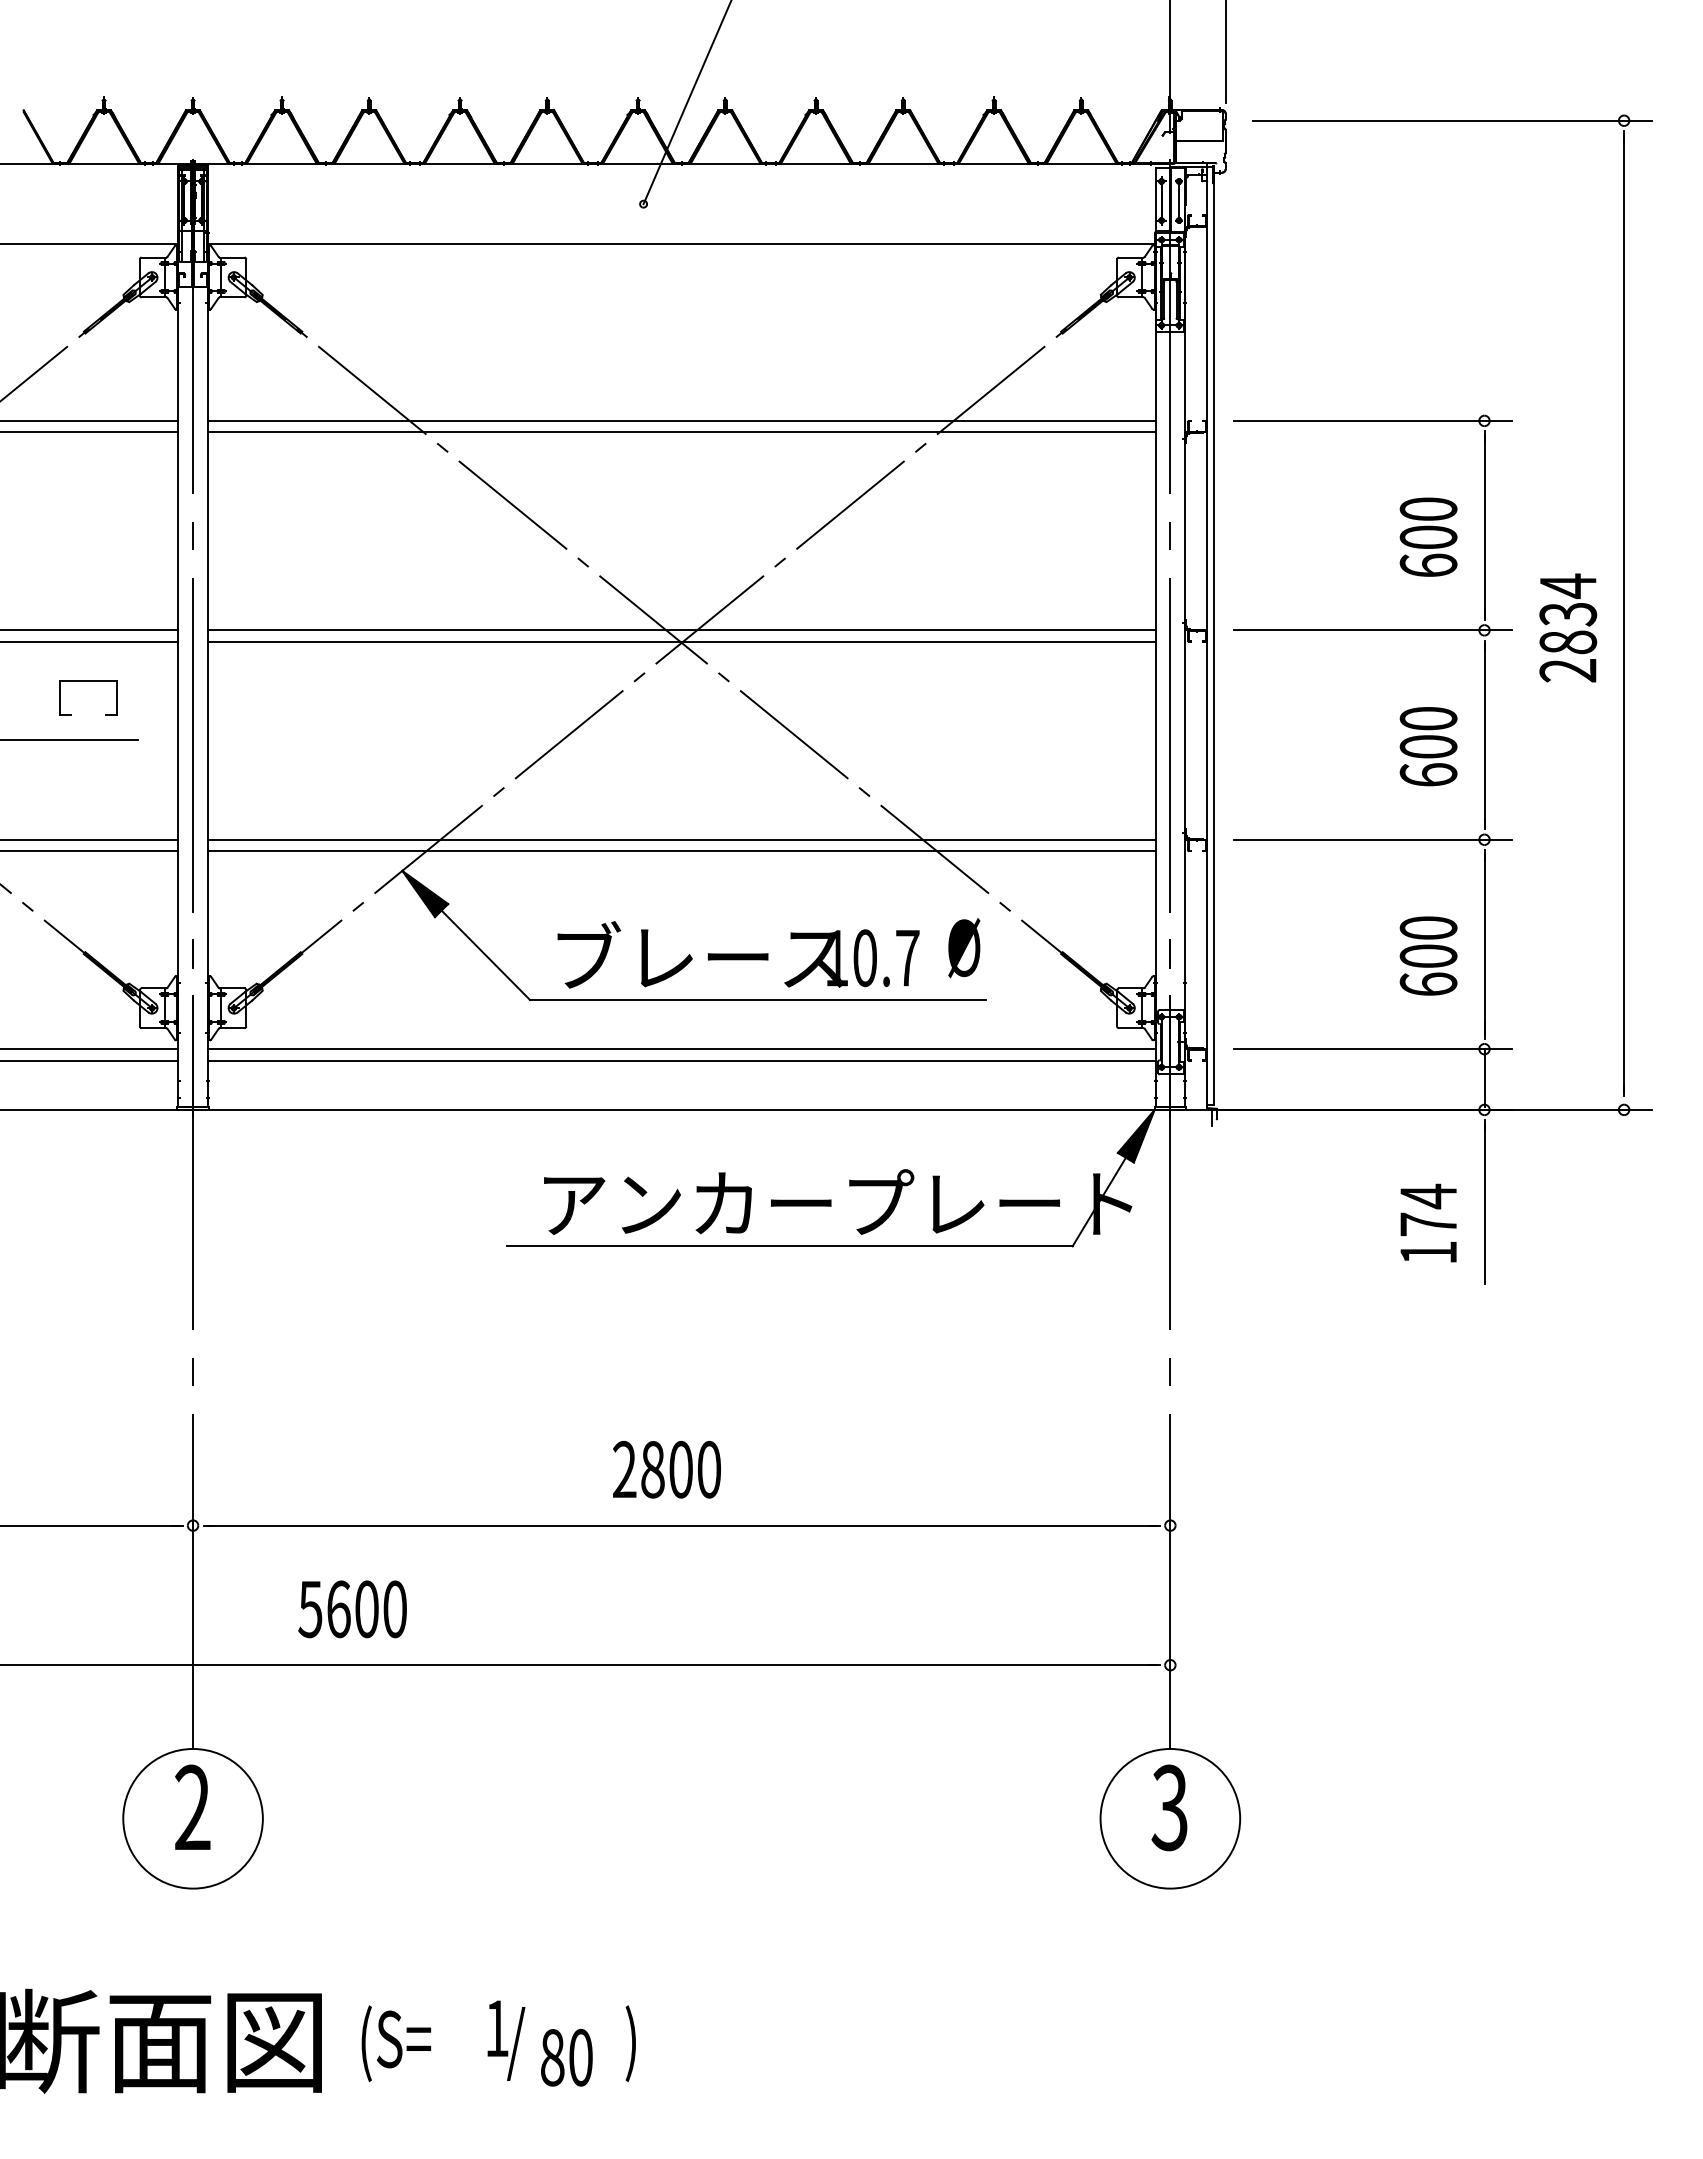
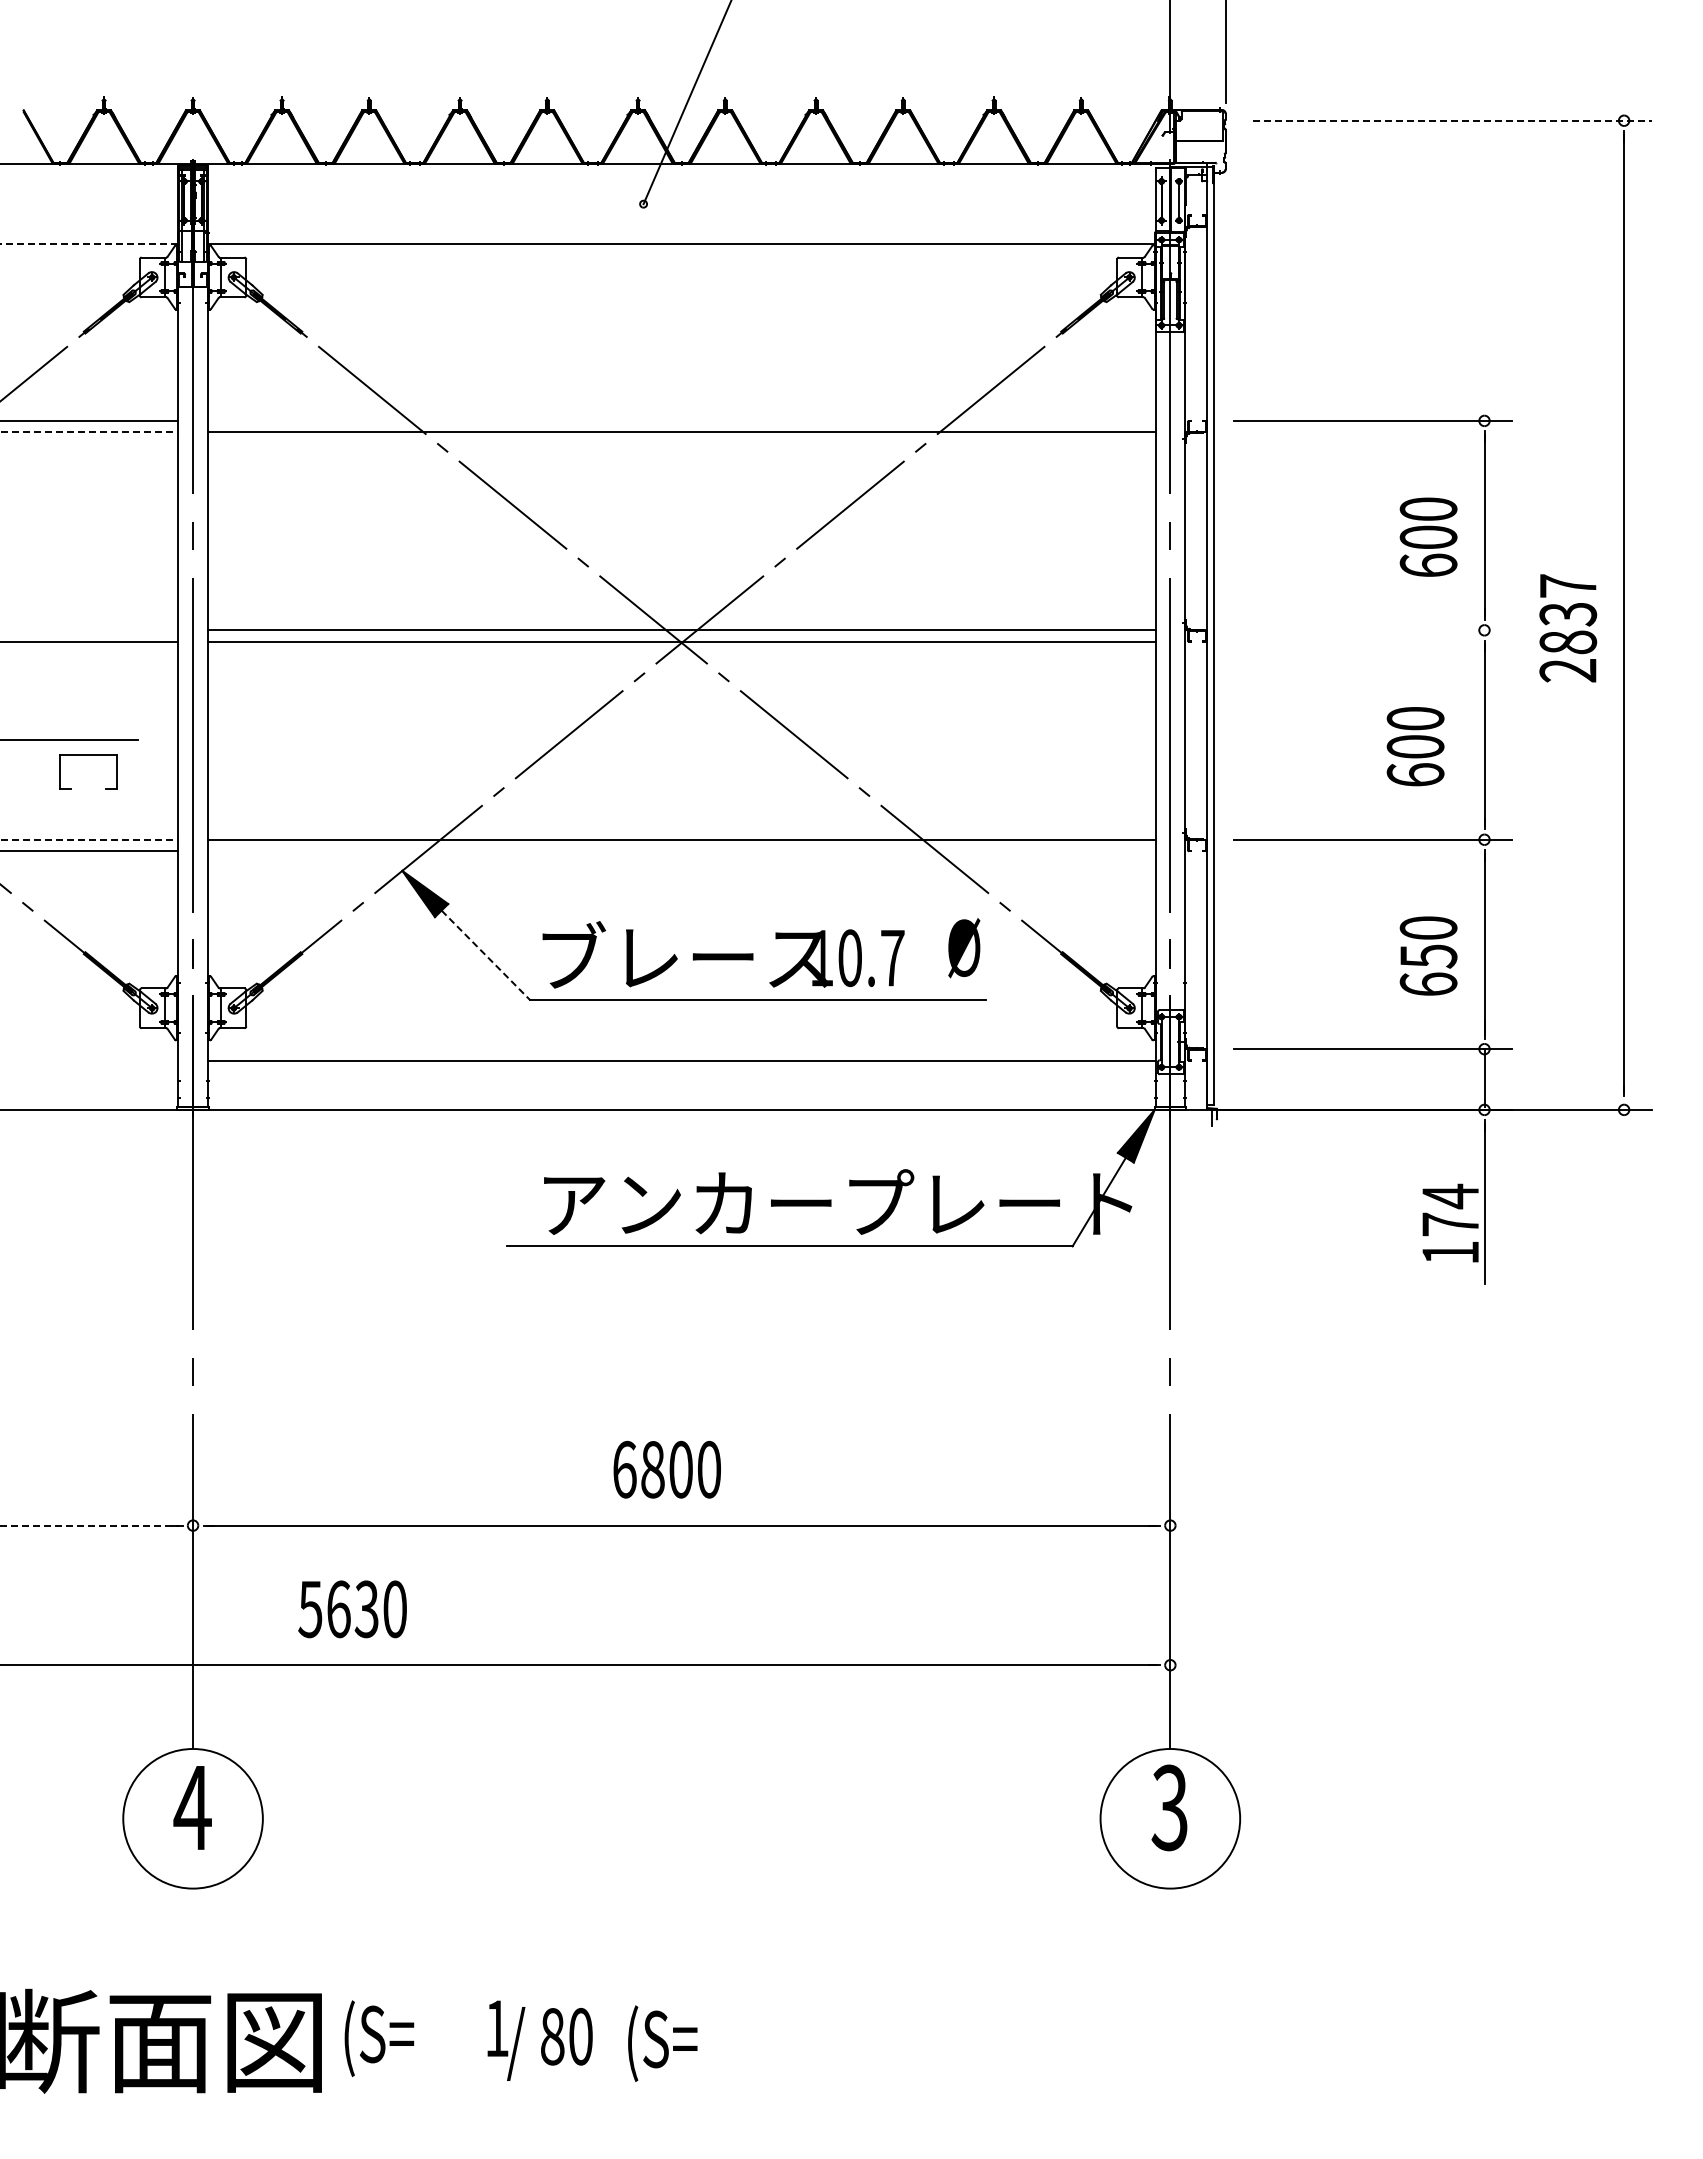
line: solid -> dashed (1453, 120)
line: solid -> dashed (89, 244)
line: present -> none (681, 420)
line: solid -> dashed (89, 432)
text: 2834 -> 2837 (1568, 586)
line: present -> none (90, 630)
line: present -> none (1372, 630)
part position: (88, 681) -> (88, 755) (88, 755)
text position: (1428, 746) -> (1415, 746) (1415, 746)
line: solid -> dashed (89, 839)
line: present -> none (681, 851)
text position: (738, 954) -> (723, 954) (723, 954)
line: solid -> dashed (485, 955)
text: 600 -> 650 (1428, 956)
line: present -> none (90, 1049)
line: present -> none (681, 1049)
line: present -> none (90, 1060)
text position: (1428, 1222) -> (1450, 1222) (1450, 1222)
text: 2800 -> 6800 (624, 1469)
line: solid -> dashed (90, 1525)
text: 5600 -> 5630 (366, 1609)
text: 2 -> 4 (192, 1806)
text position: (396, 2043) -> (379, 2038) (379, 2038)
text: ) -> (S= (661, 2043)
text position: (566, 2057) -> (566, 2036) (566, 2036)
